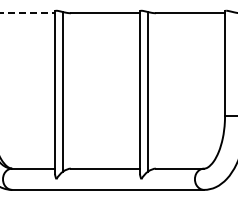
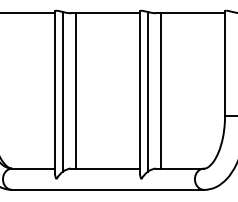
line: dashed -> solid (28, 13)
line: none -> present (76, 90)
line: none -> present (161, 90)
